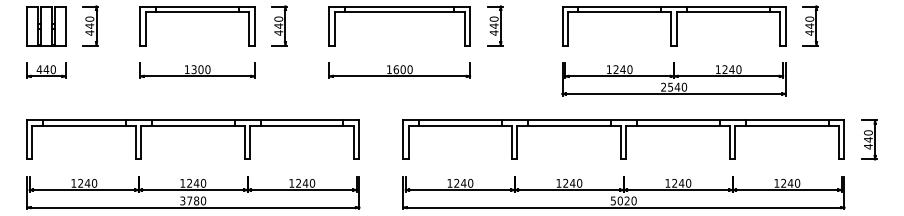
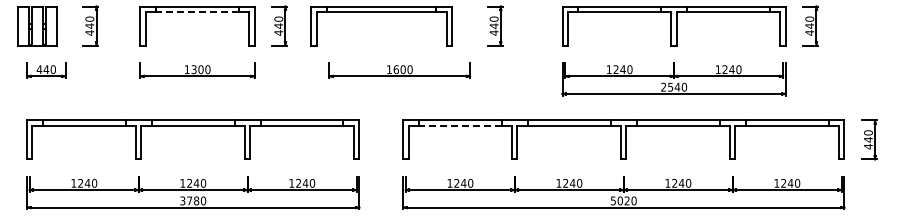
line: solid -> dashed (197, 11)
part position: (399, 12) -> (381, 12) (381, 12)
part position: (46, 26) -> (37, 26) (37, 26)
line: solid -> dashed (459, 125)
